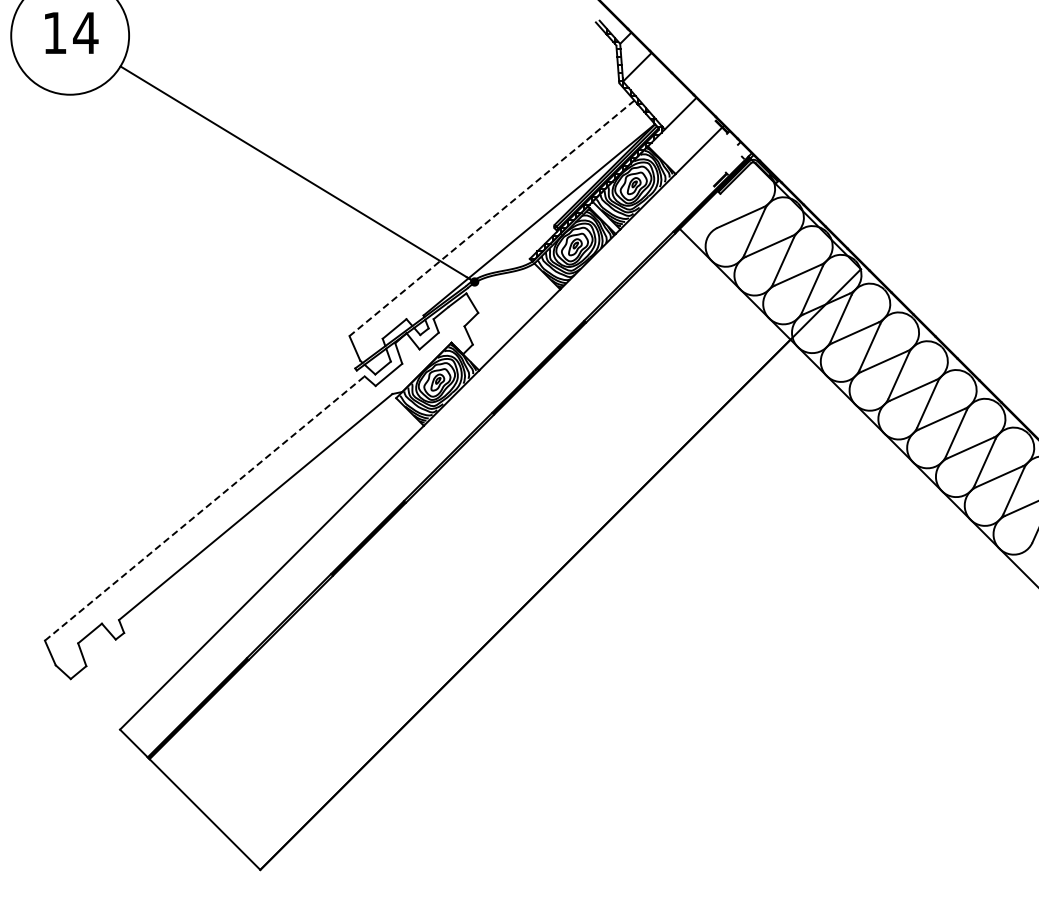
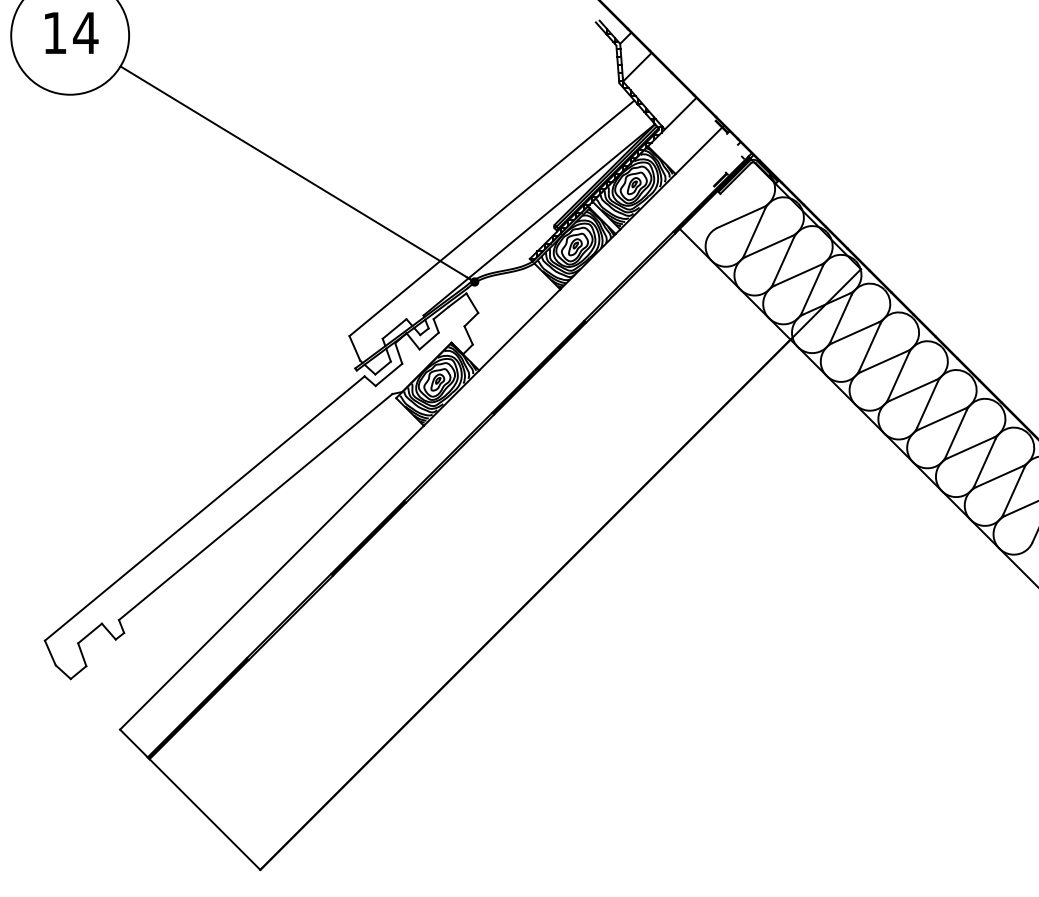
line: dashed -> solid (491, 218)
line: dashed -> solid (205, 508)
